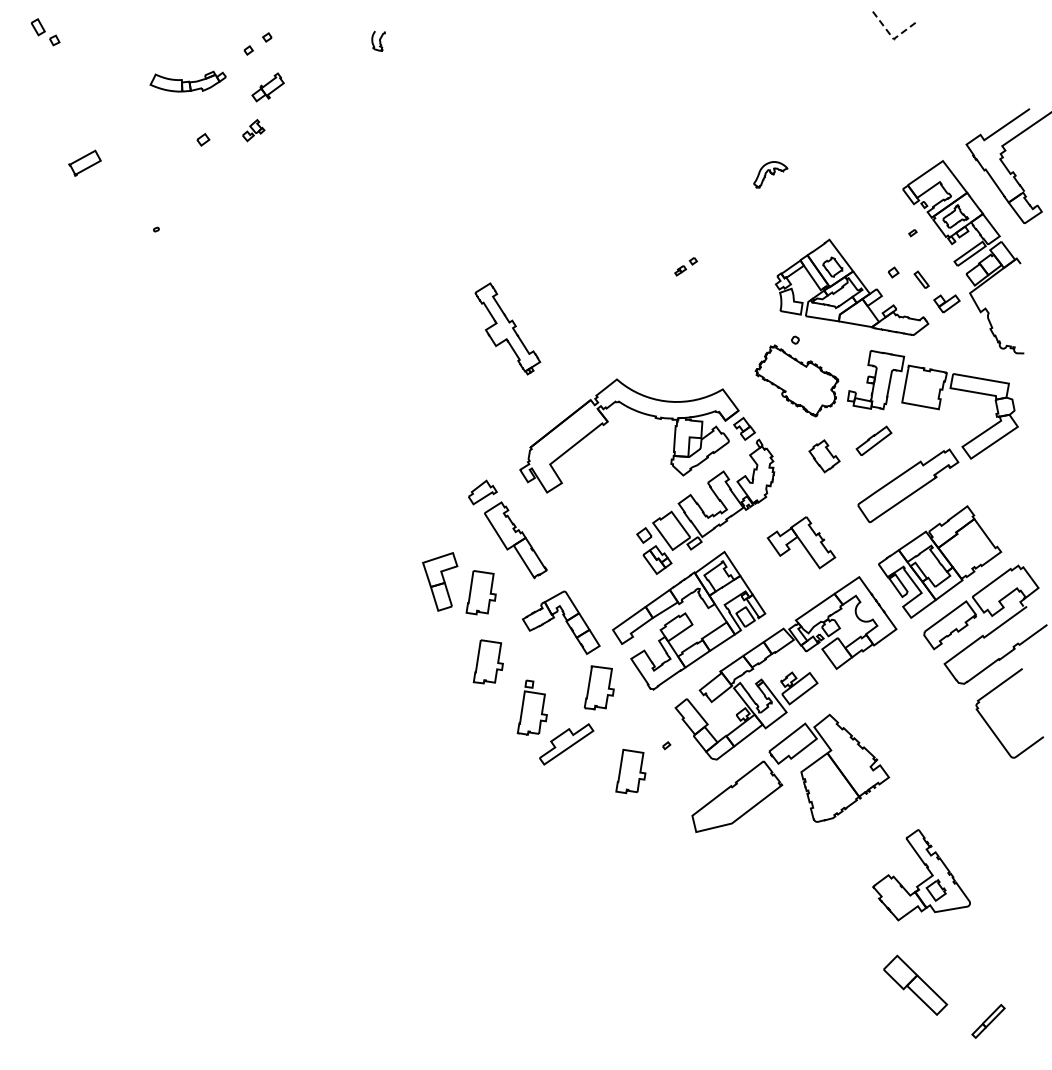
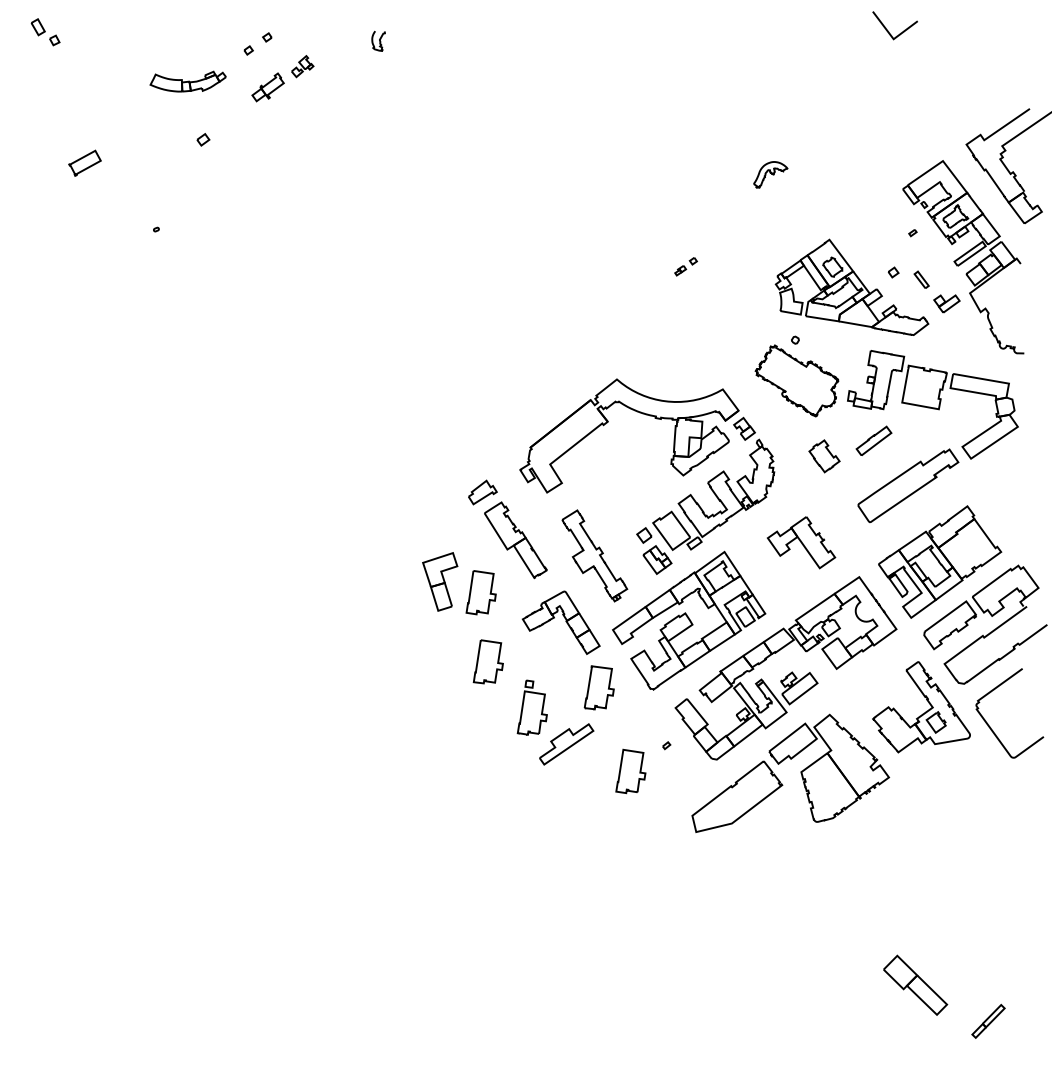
line: dashed -> solid (893, 38)
part position: (253, 130) -> (302, 66) (302, 66)
part position: (507, 328) -> (594, 555) (594, 555)
part position: (921, 875) -> (921, 707) (921, 707)
